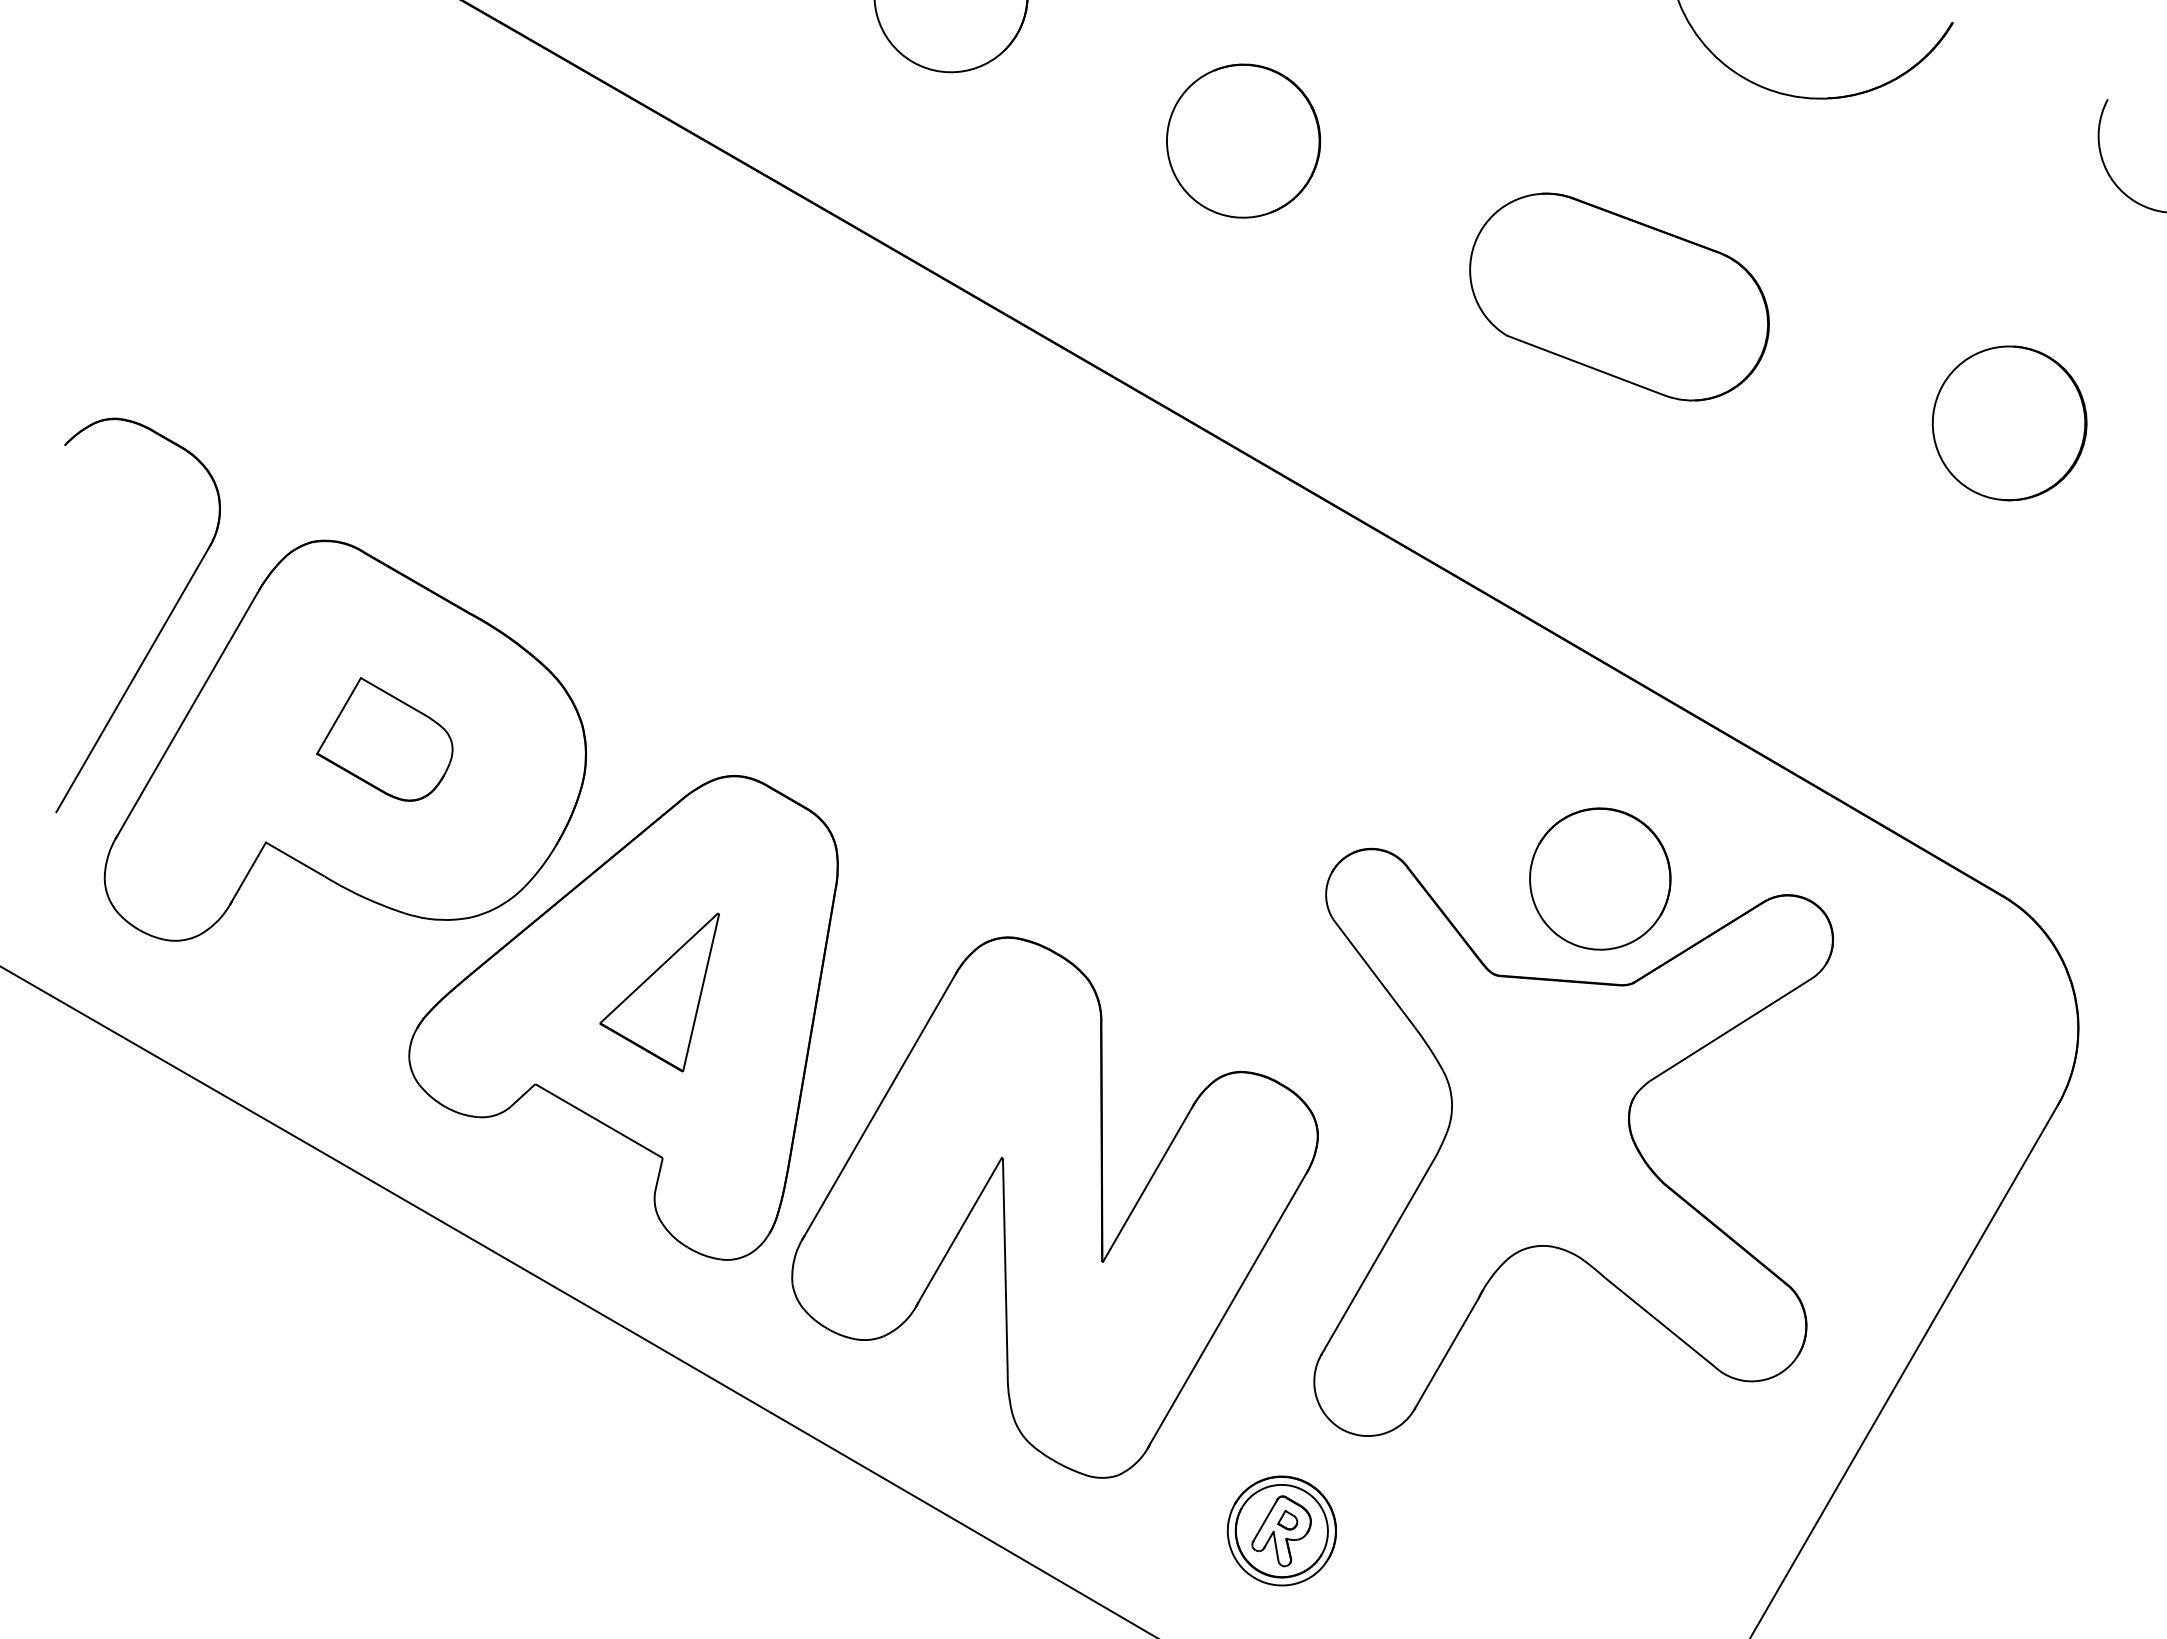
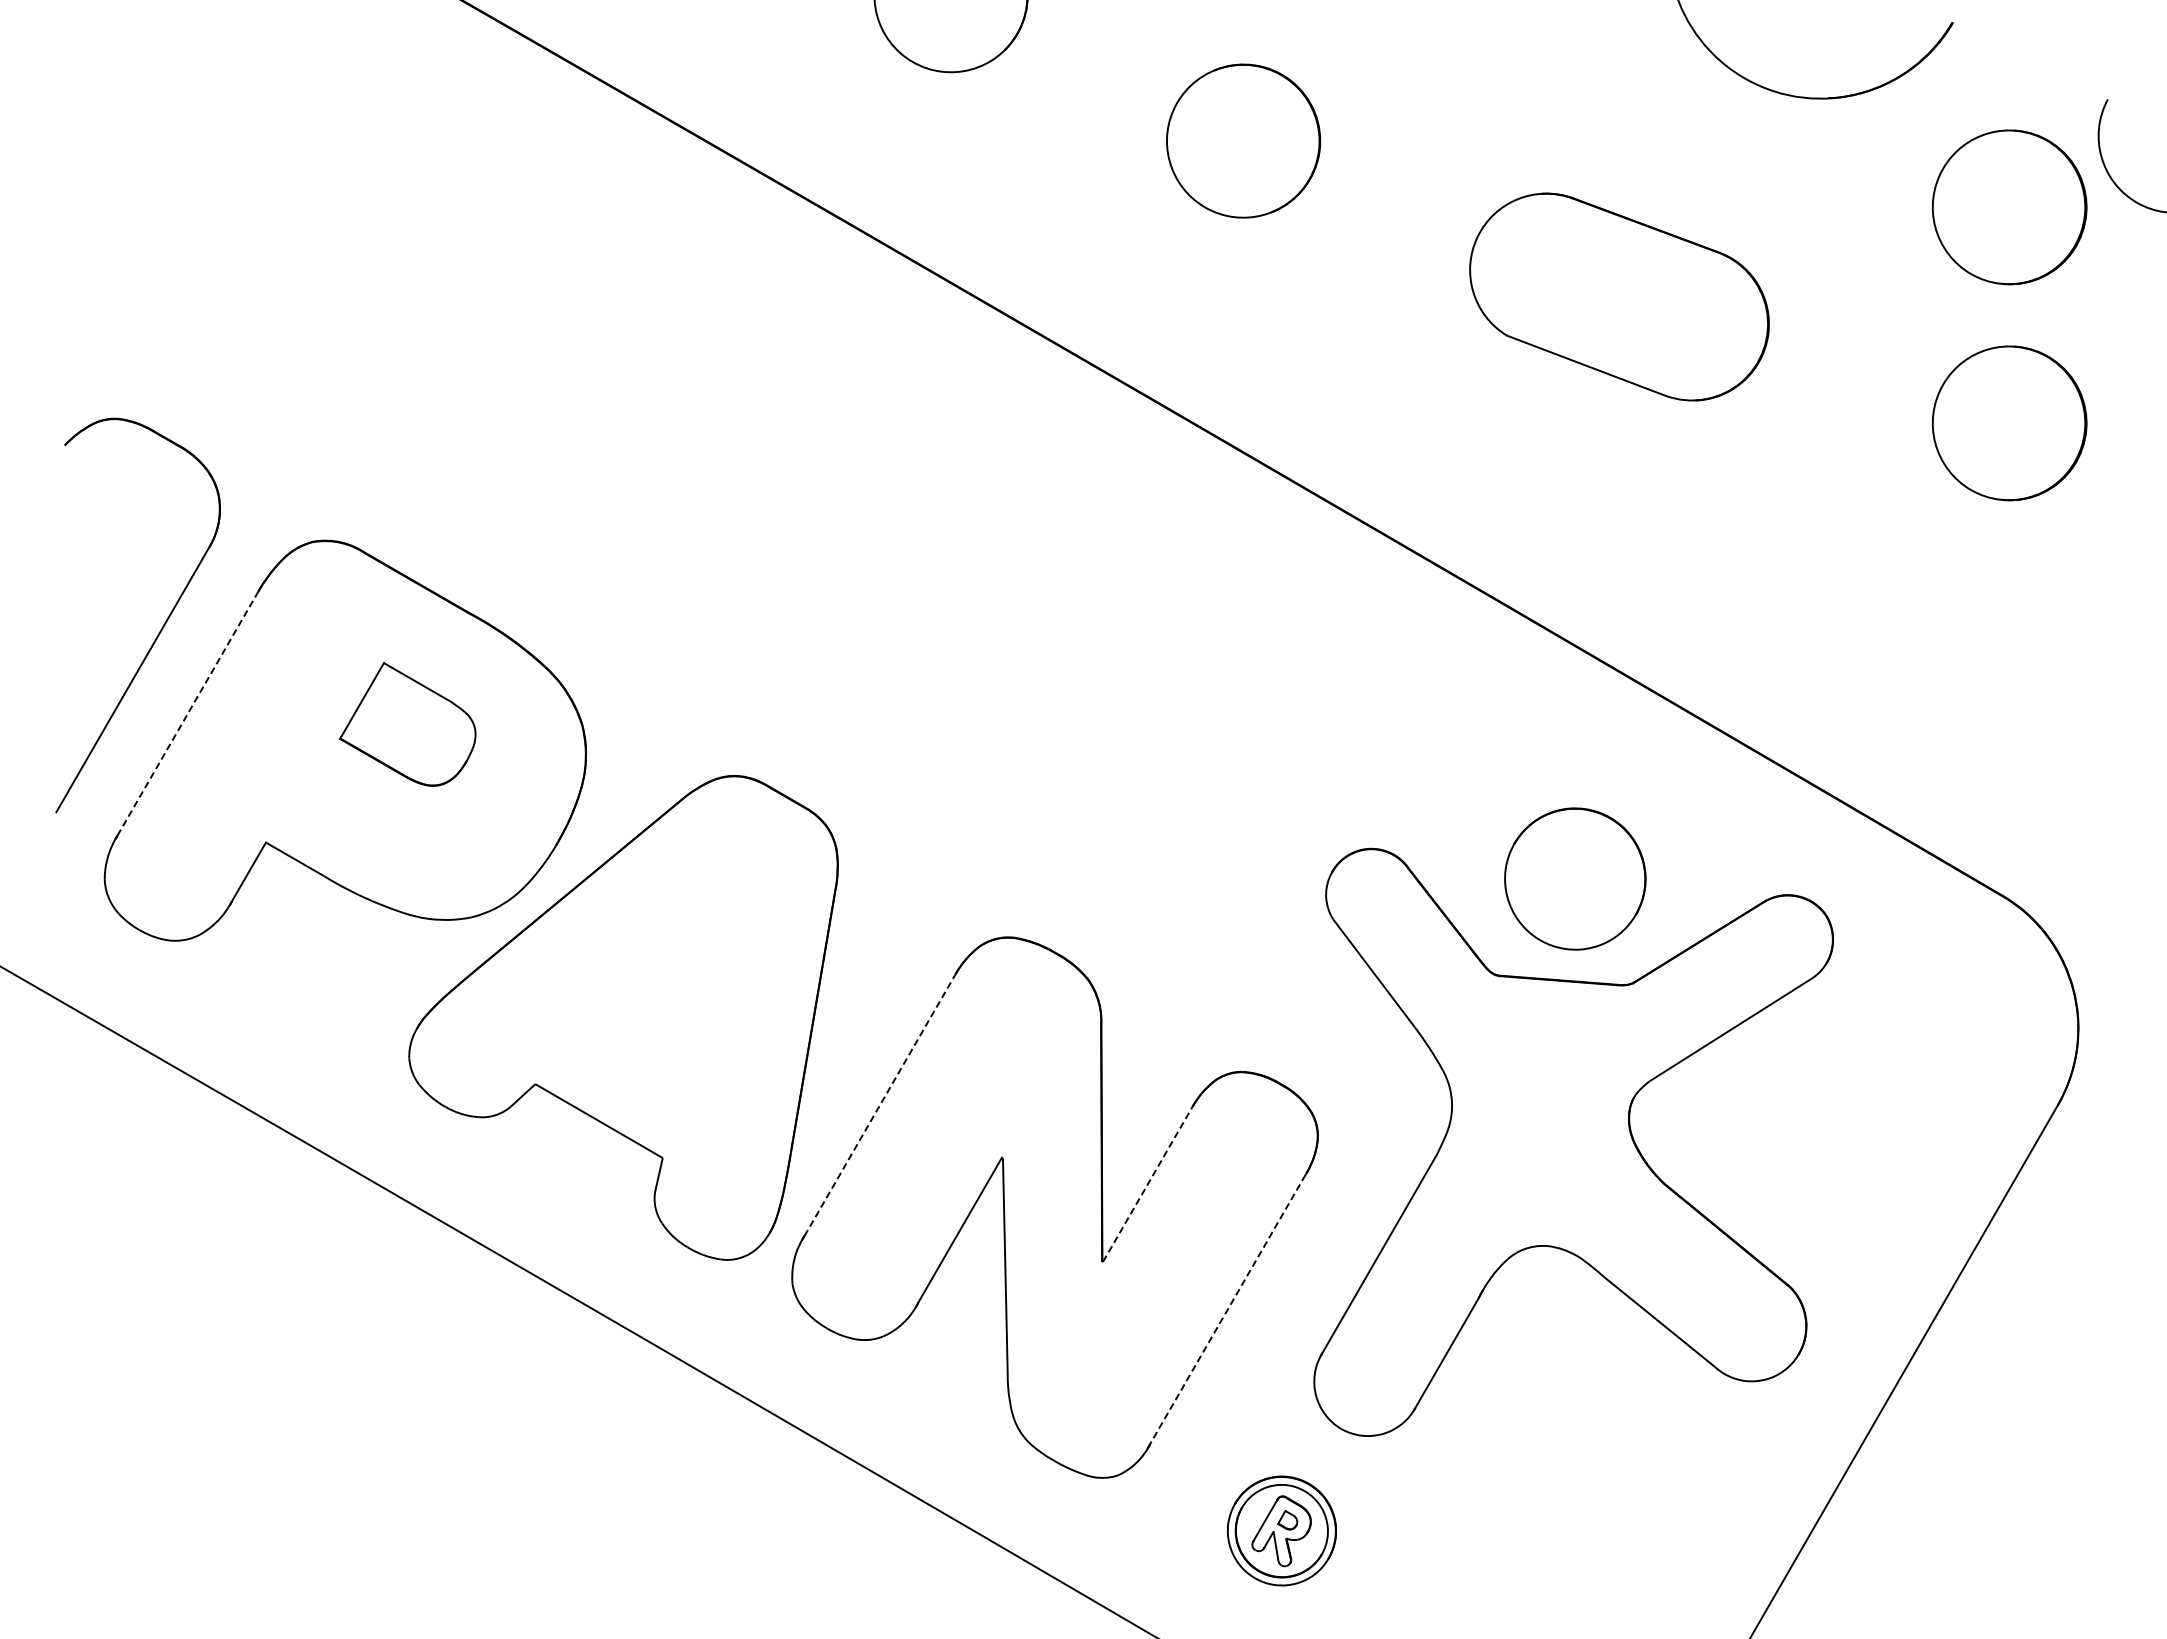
part: none -> present (2009, 207)
line: solid -> dashed (187, 714)
part position: (384, 739) -> (407, 724) (407, 724)
part position: (1600, 878) -> (1575, 878) (1575, 878)
part: present -> none (659, 992)
line: solid -> dashed (879, 1105)
line: solid -> dashed (1147, 1185)
line: solid -> dashed (1227, 1309)
